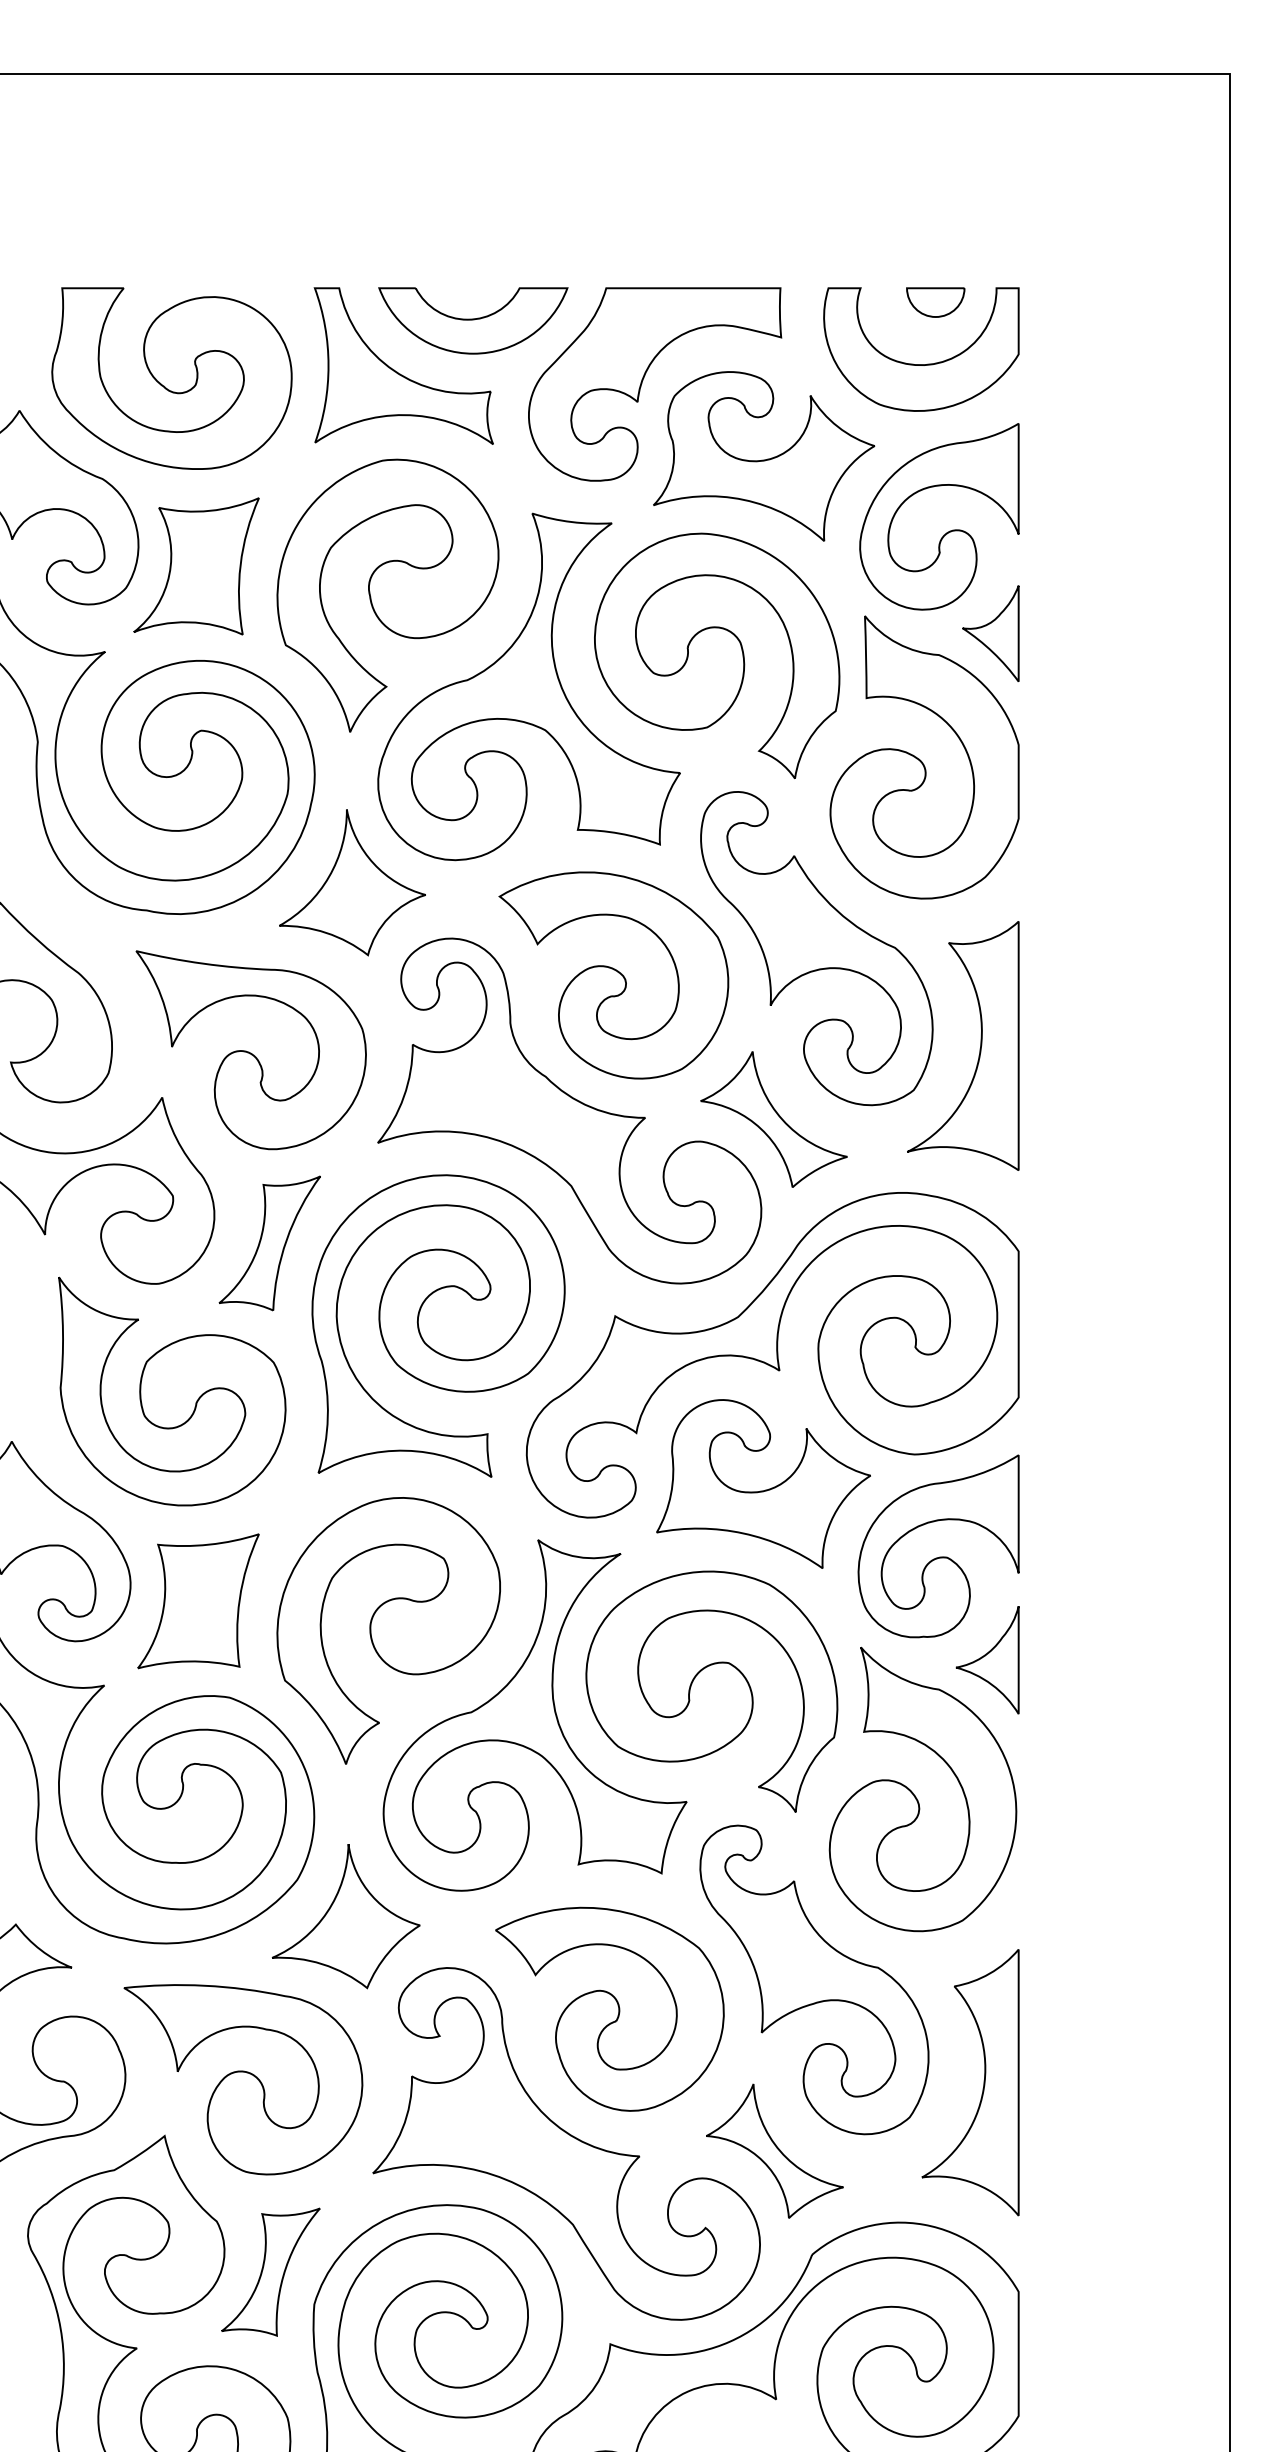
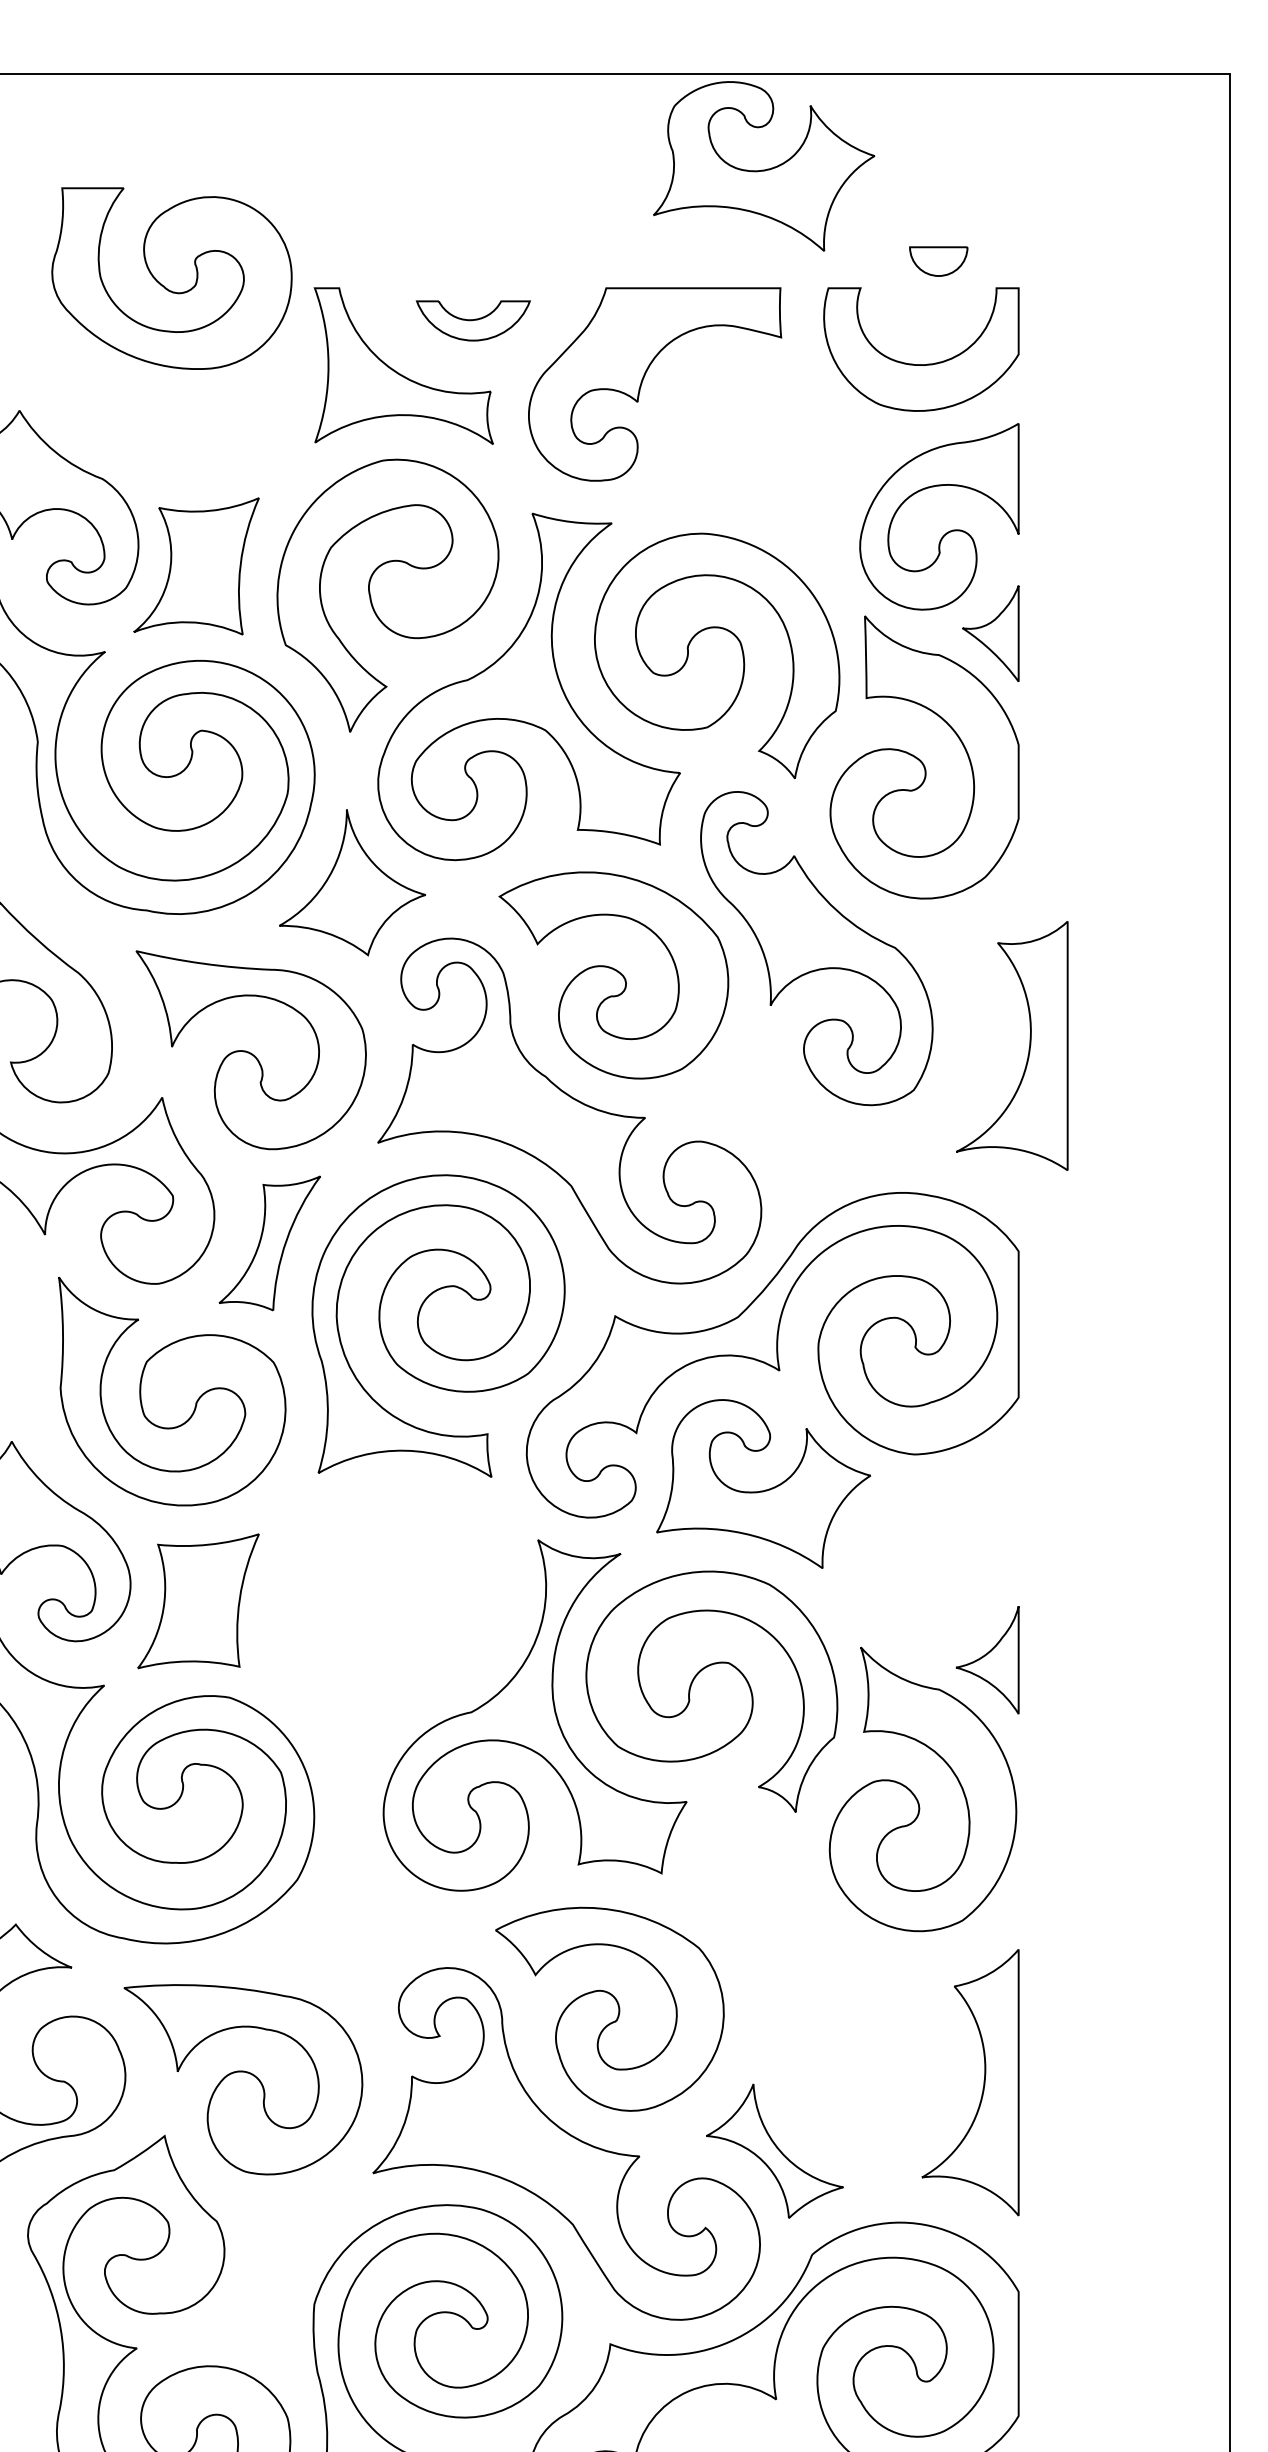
part position: (935, 302) -> (938, 261) (938, 261)
part size: 191x68 px -> 116x42 px (472, 320)
part position: (171, 378) -> (171, 278) (171, 278)
part position: (764, 456) -> (764, 166) (764, 166)
part position: (979, 1048) -> (1028, 1048) (1028, 1048)
part: present -> none (773, 1119)
part: present -> none (939, 1556)
part: present -> none (388, 1630)
part: present -> none (345, 1916)
part: present -> none (814, 1979)
part: present -> none (270, 2271)
